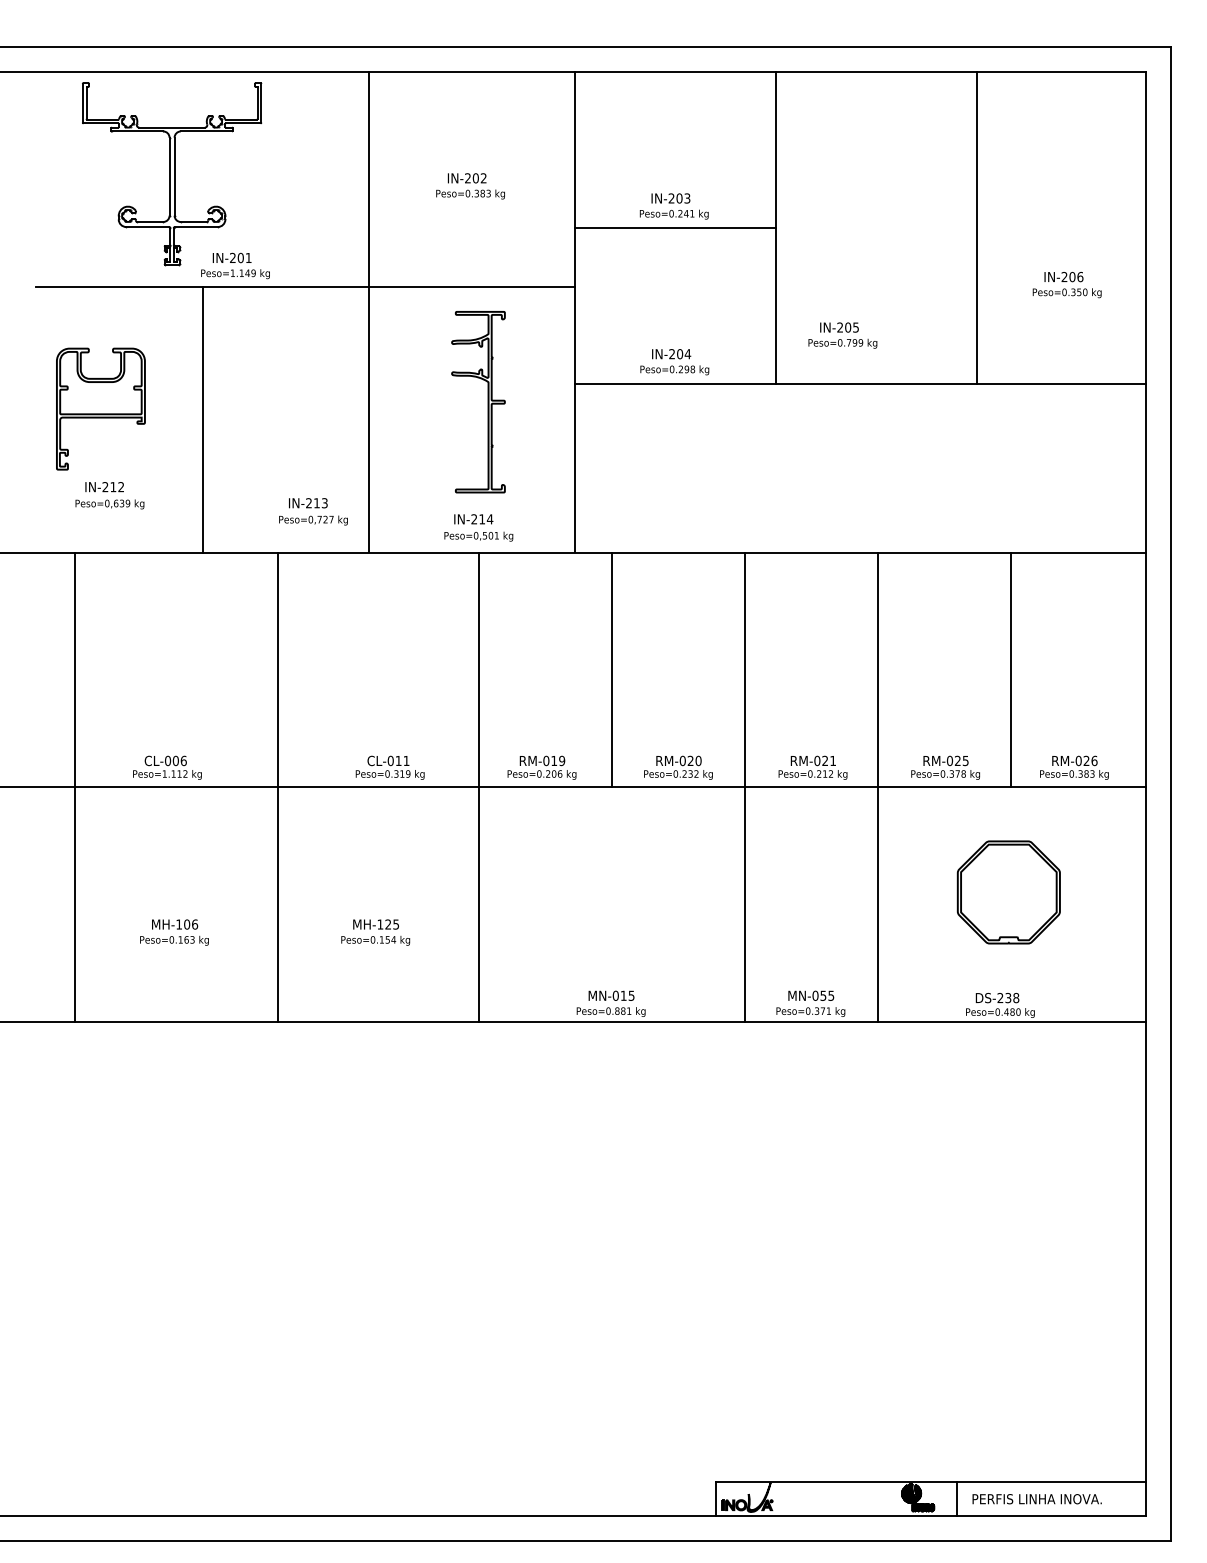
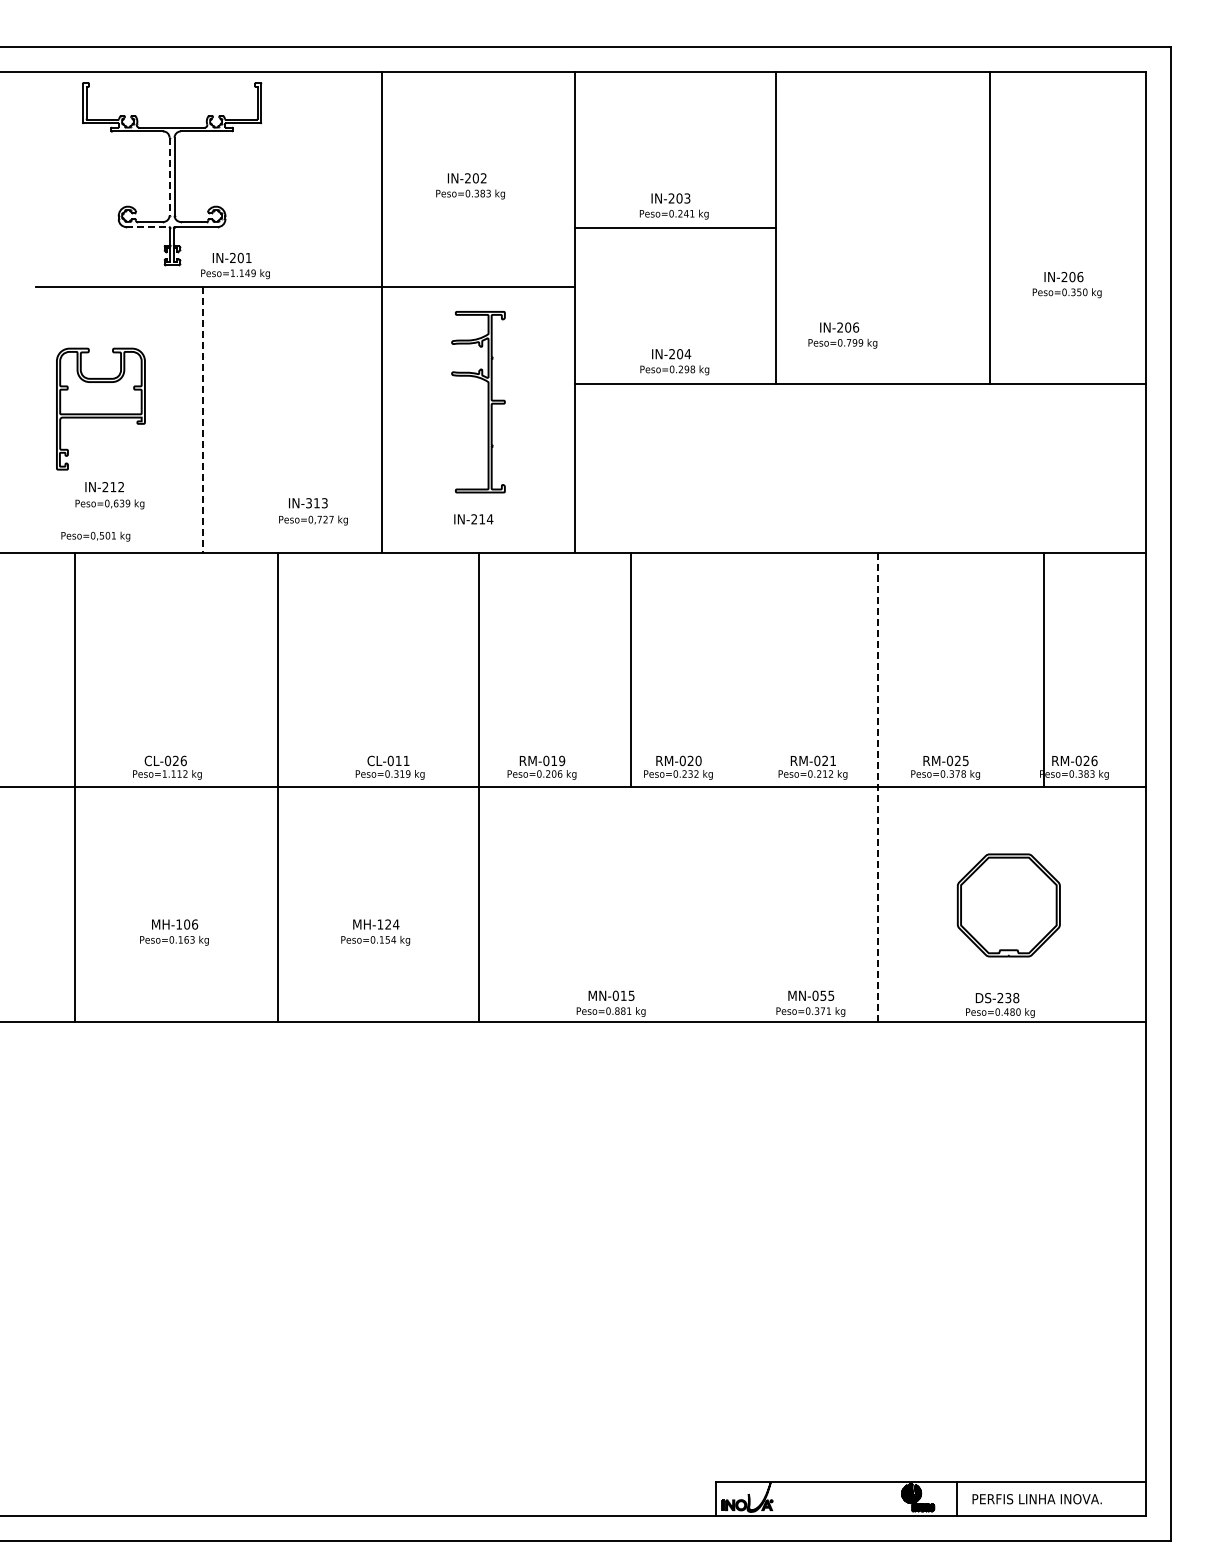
line: solid -> dashed (169, 176)
line: solid -> dashed (148, 227)
line position: (977, 227) -> (990, 227) (990, 227)
line position: (368, 312) -> (381, 312) (381, 312)
text: IN-205 -> IN-206 (856, 327)
line: solid -> dashed (202, 420)
text: IN-213 -> IN-313 (308, 503)
text position: (478, 536) -> (95, 536) (95, 536)
line position: (612, 669) -> (631, 669) (631, 669)
line position: (1010, 669) -> (1043, 669) (1043, 669)
text: CL-006 -> CL-026 (175, 760)
line: present -> none (745, 787)
line: solid -> dashed (877, 788)
part position: (1008, 892) -> (1008, 905) (1008, 905)
text: MH-125 -> MH-124 (396, 924)
